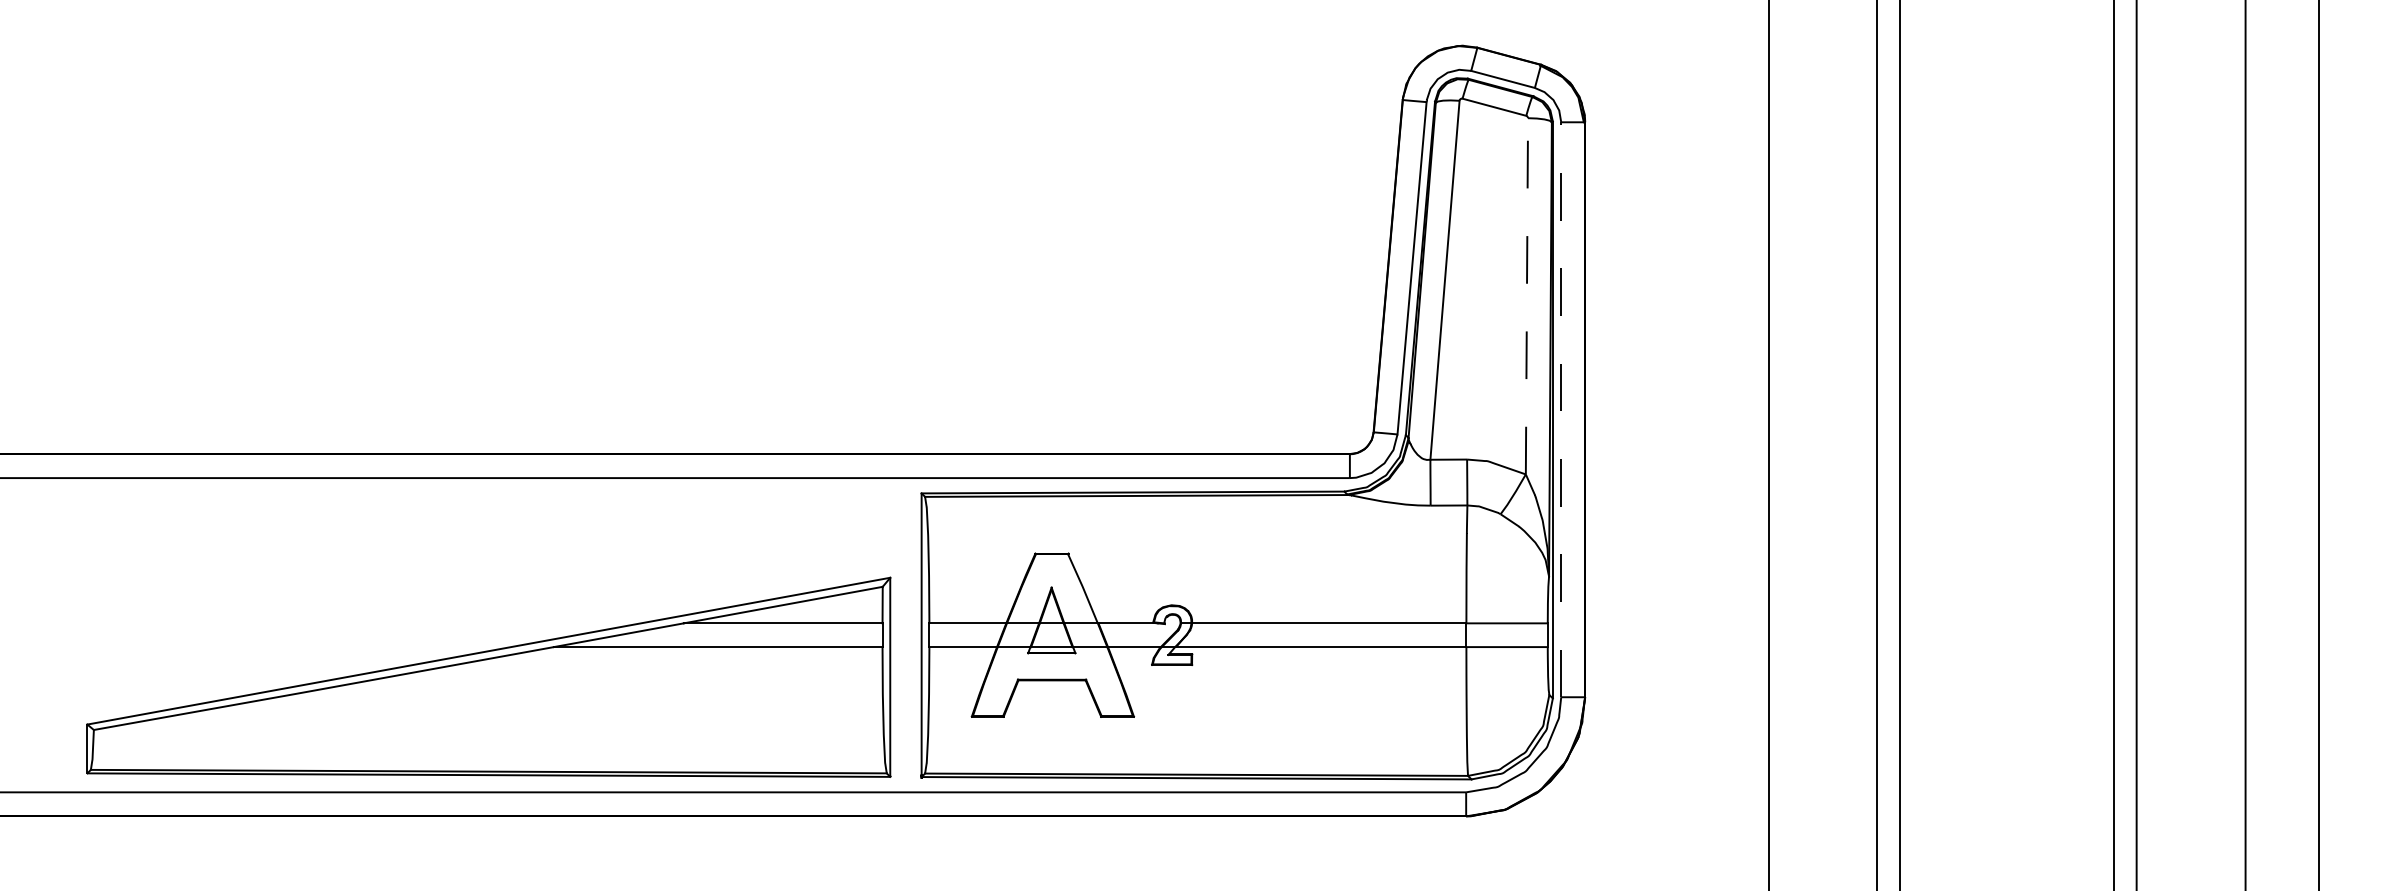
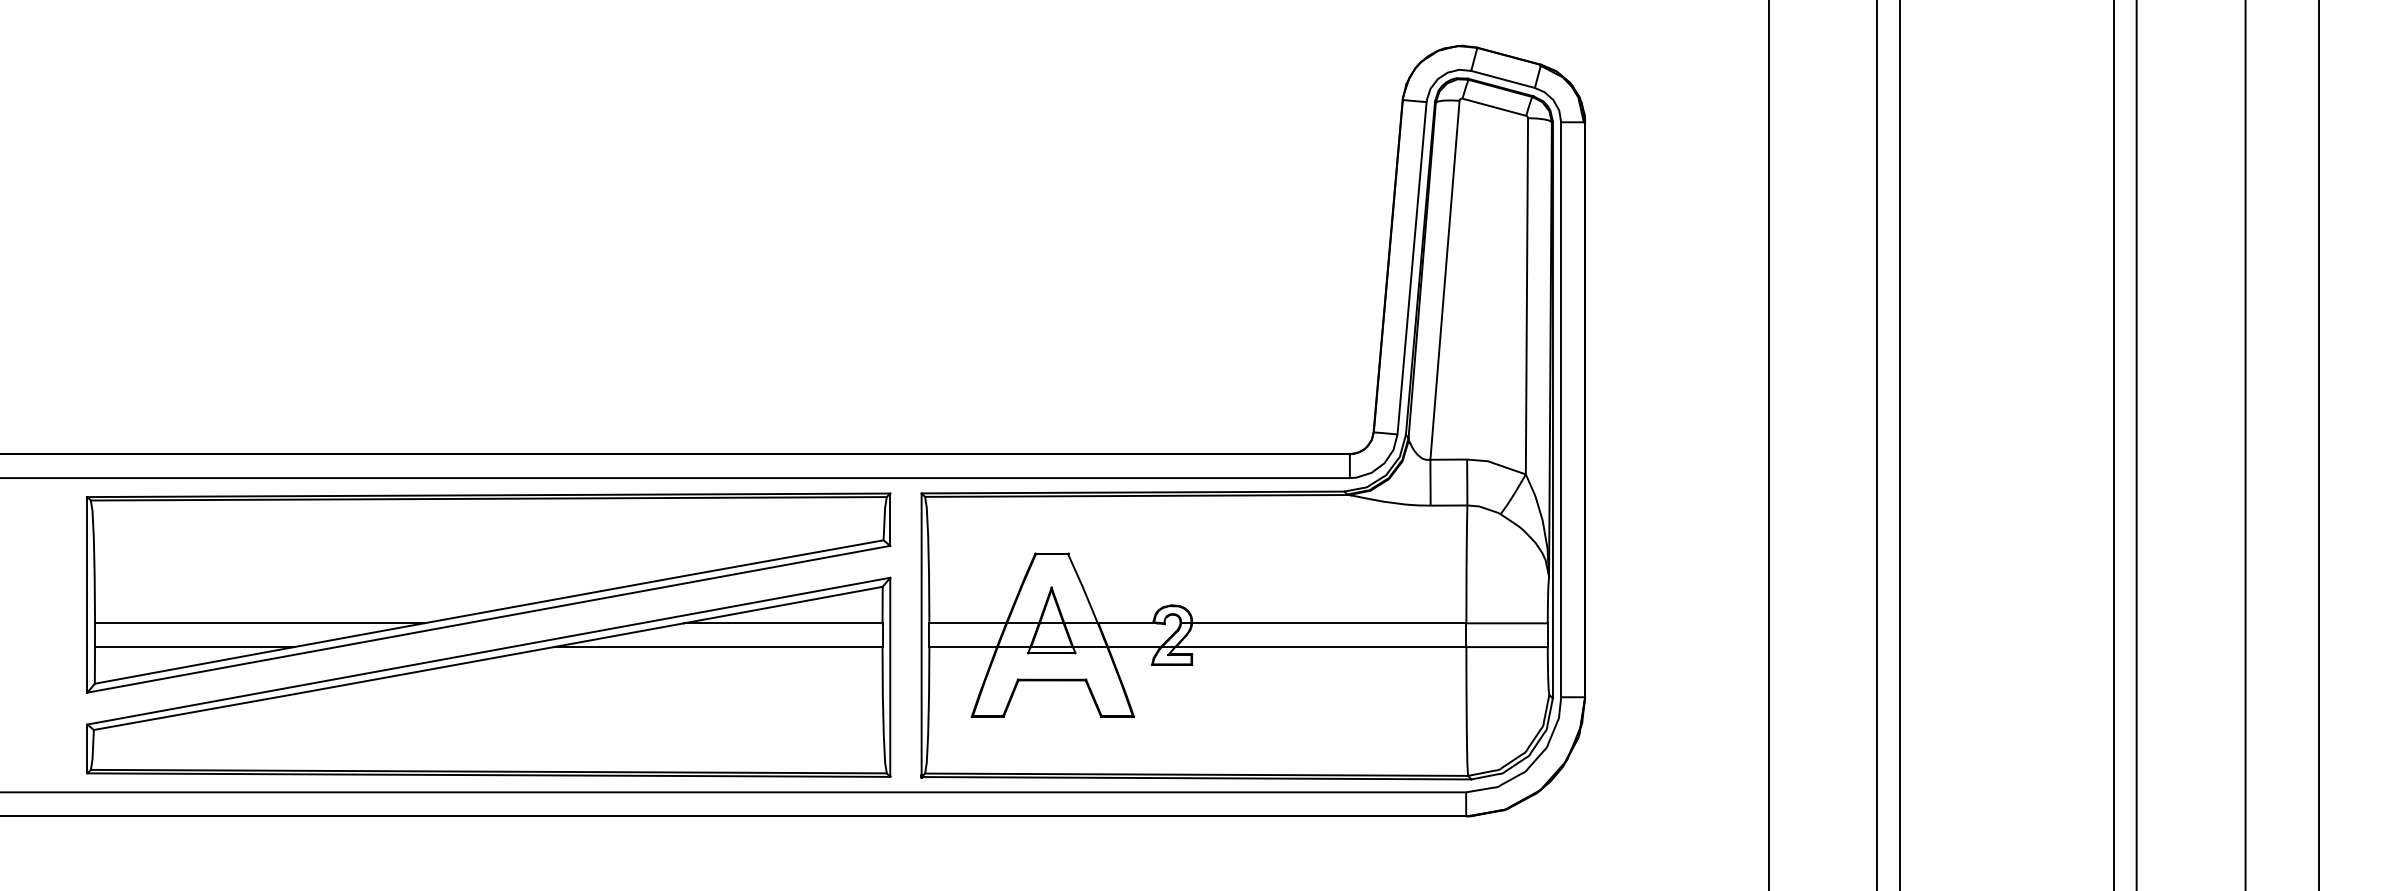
line: dashed -> solid (1526, 295)
line: dashed -> solid (1561, 409)
part: none -> present (488, 592)
